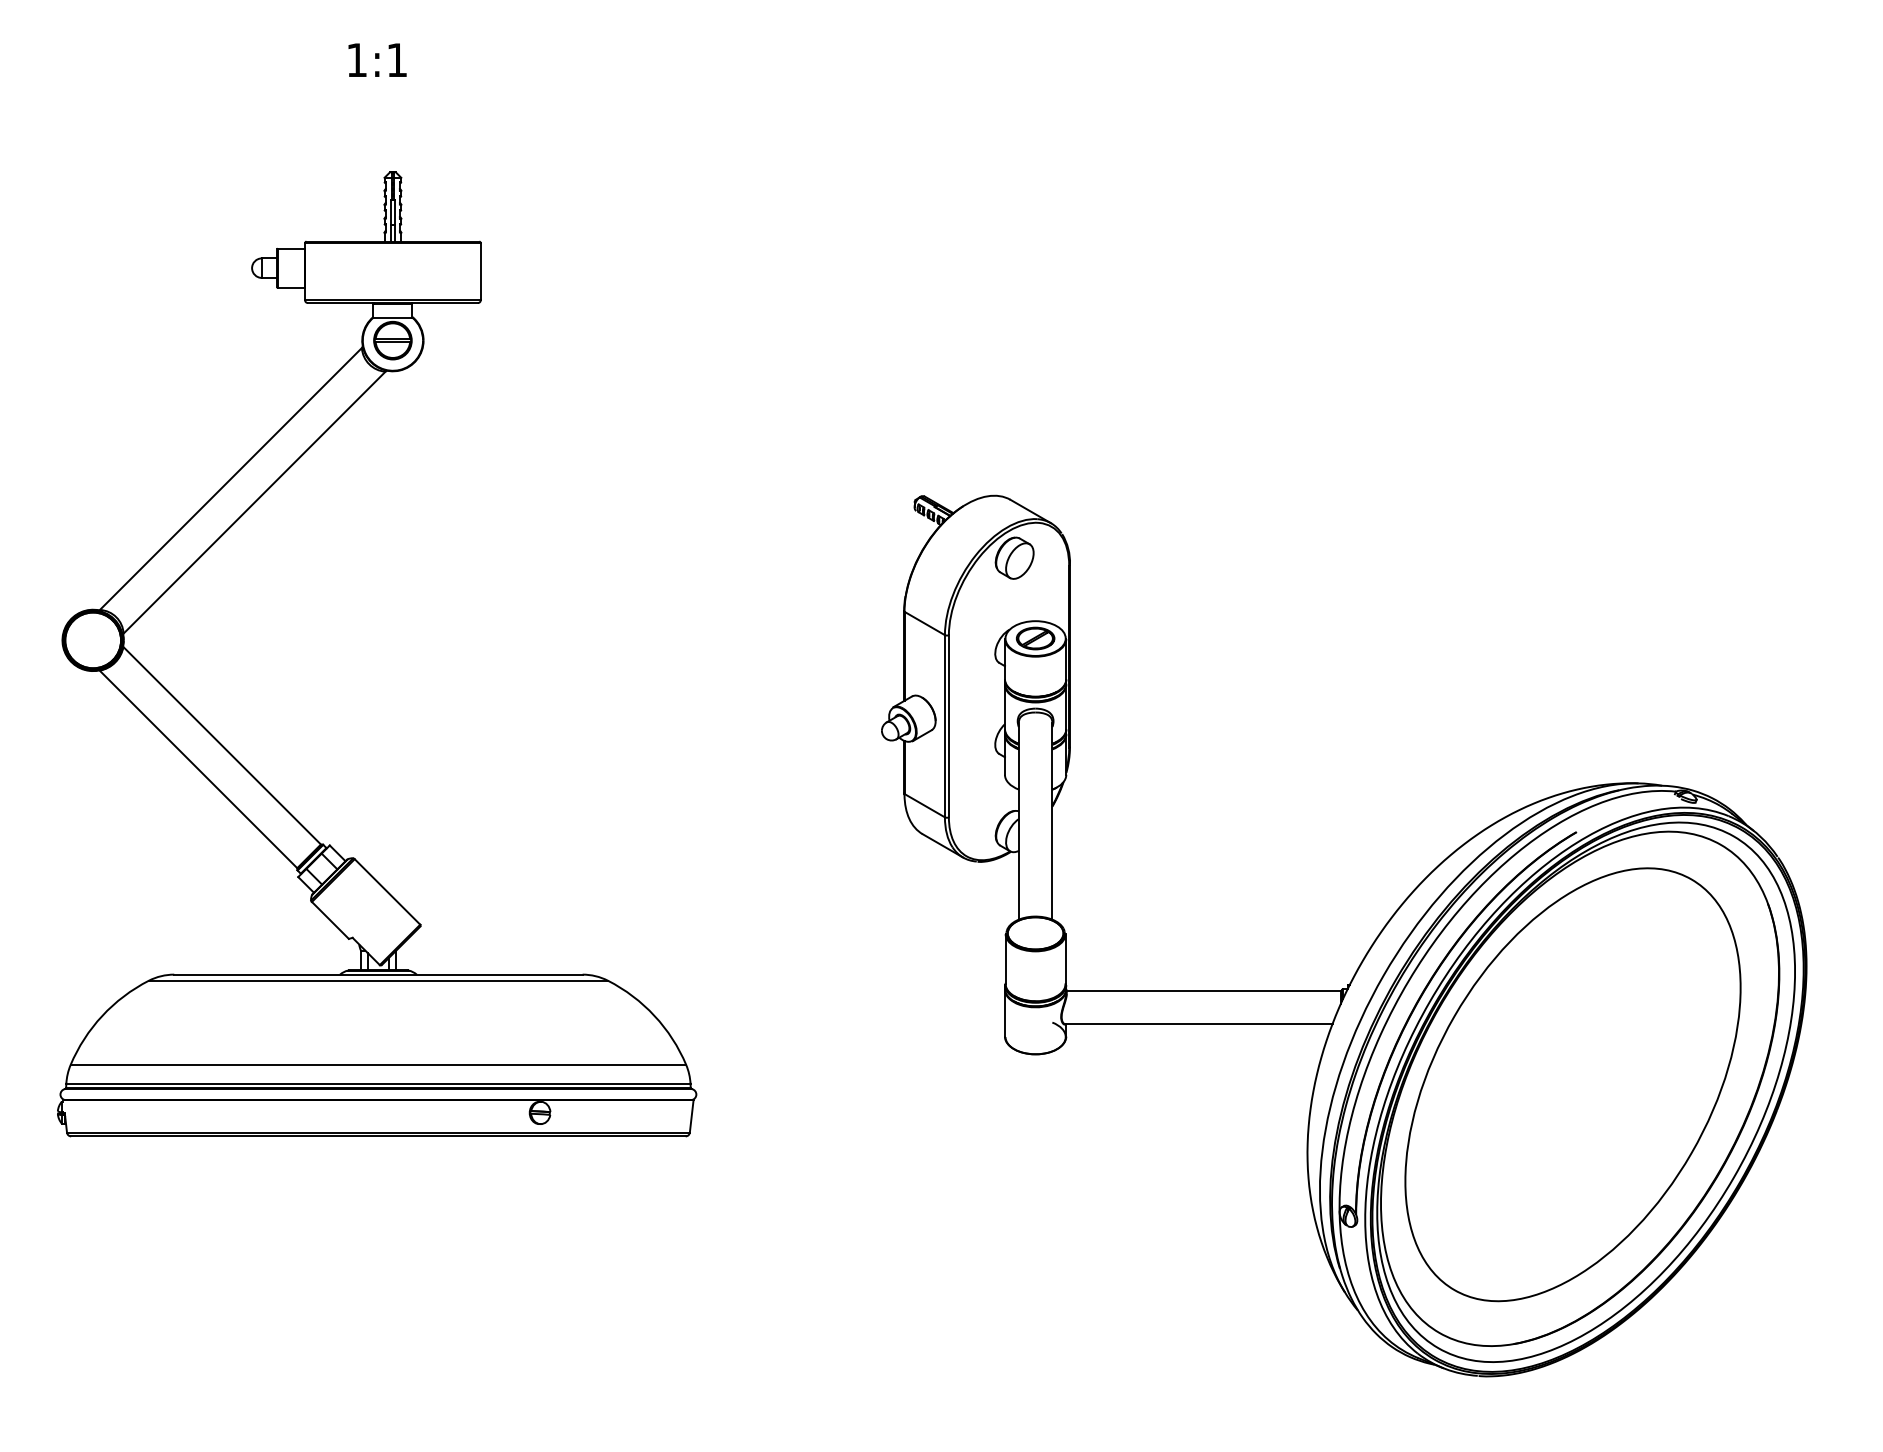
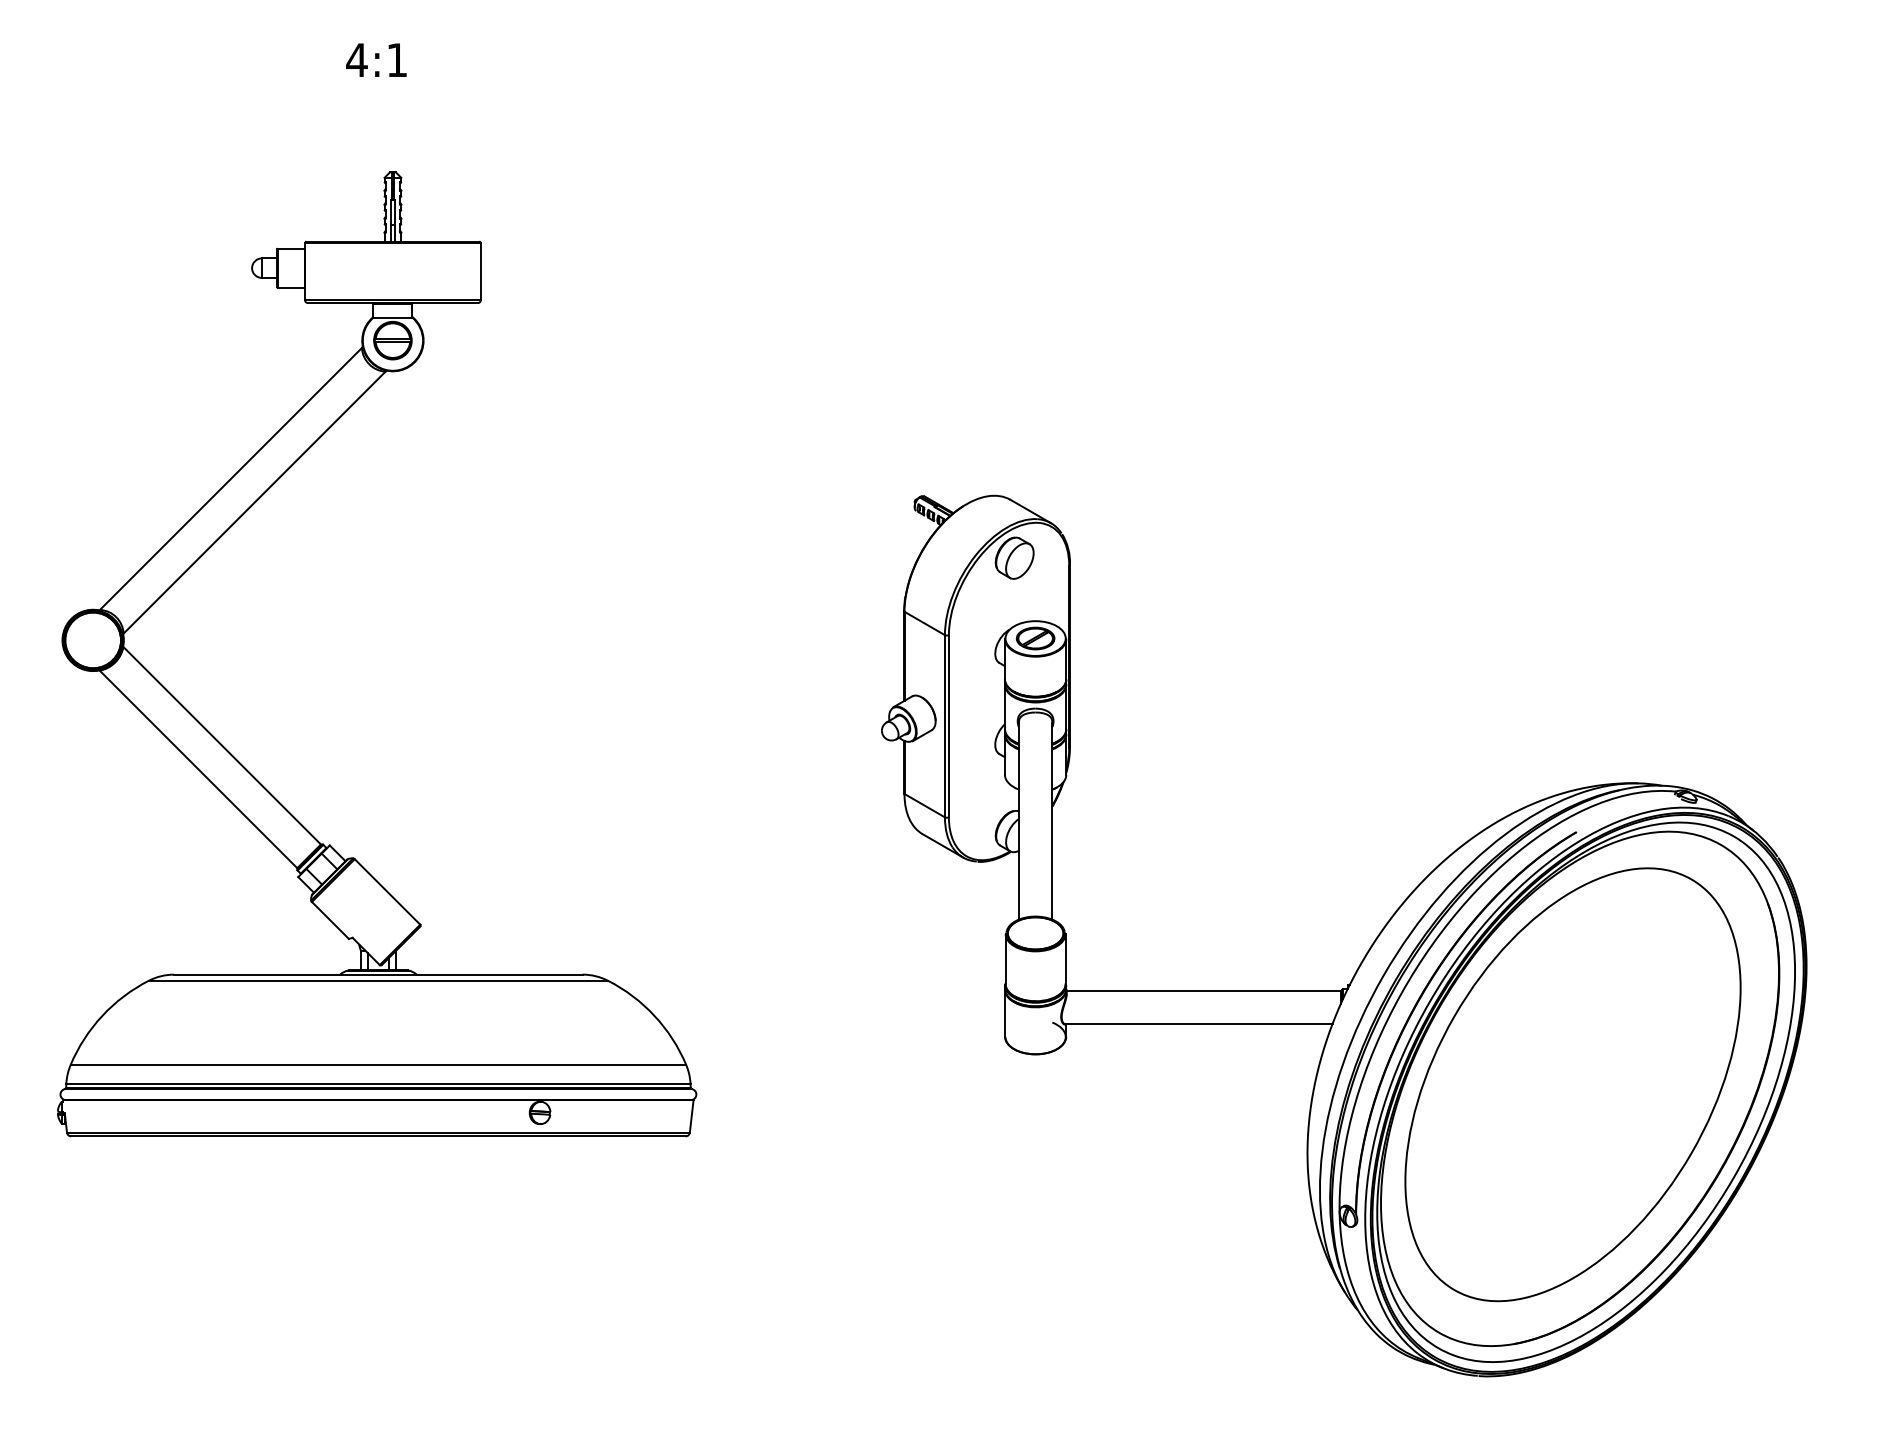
text: 1:1 -> 4:1 (356, 59)
